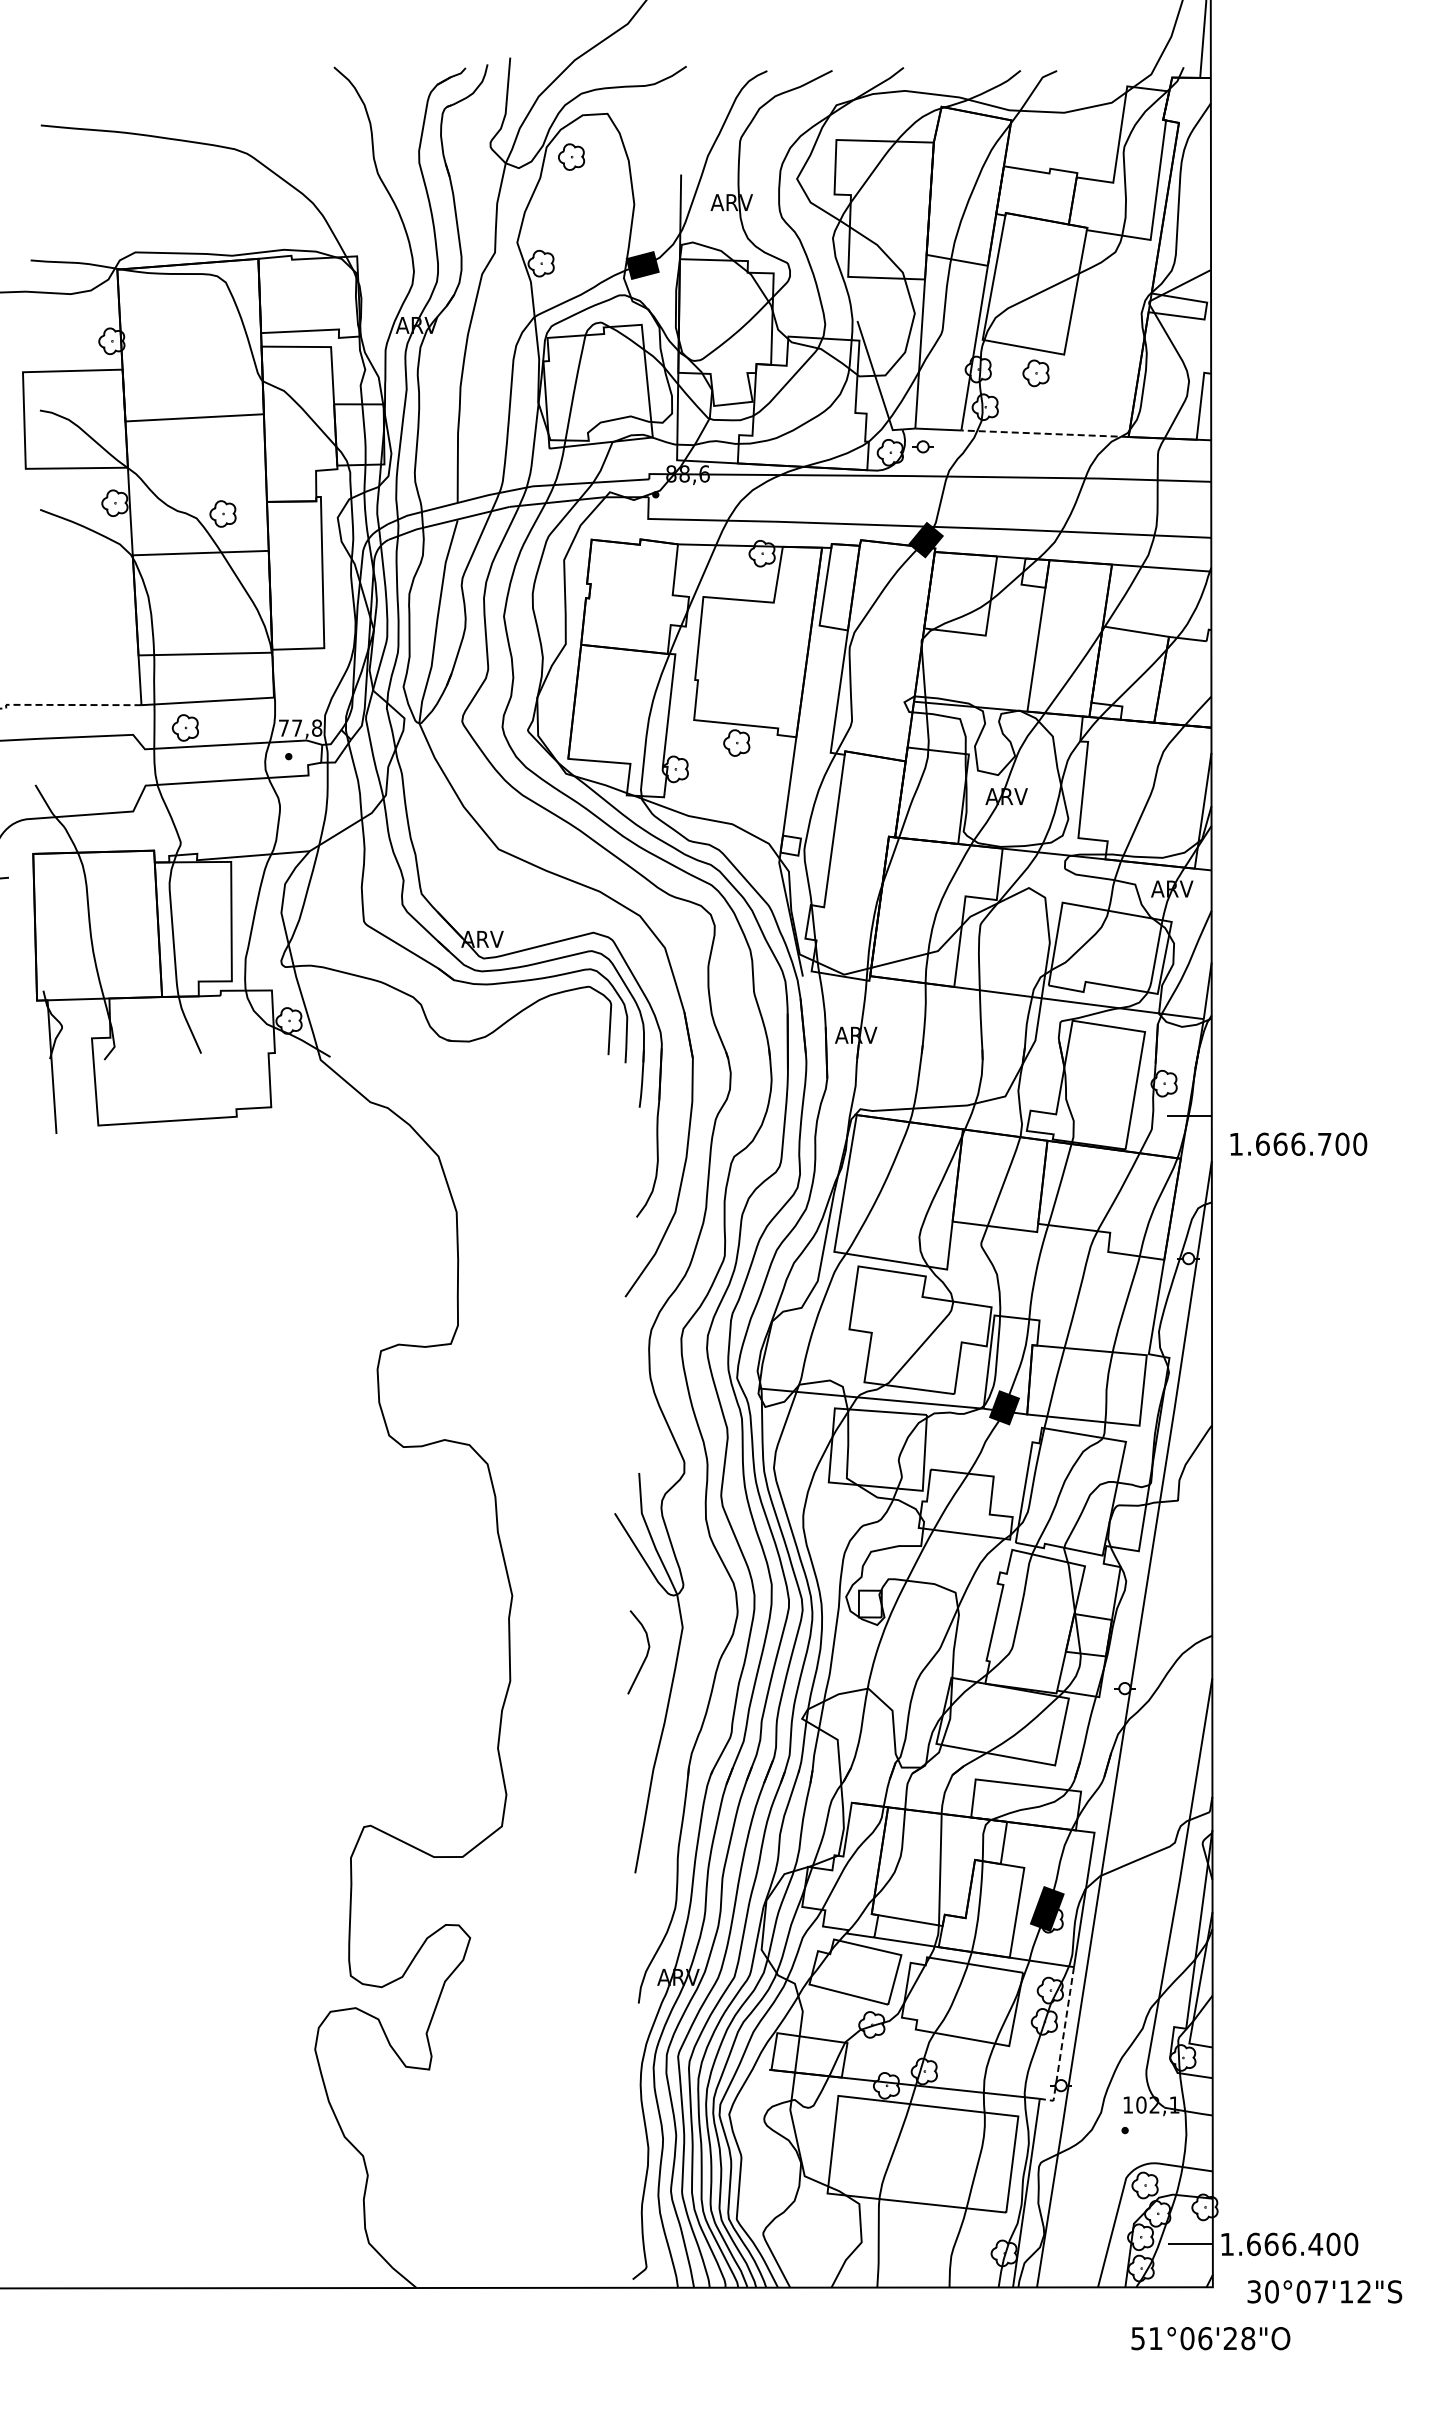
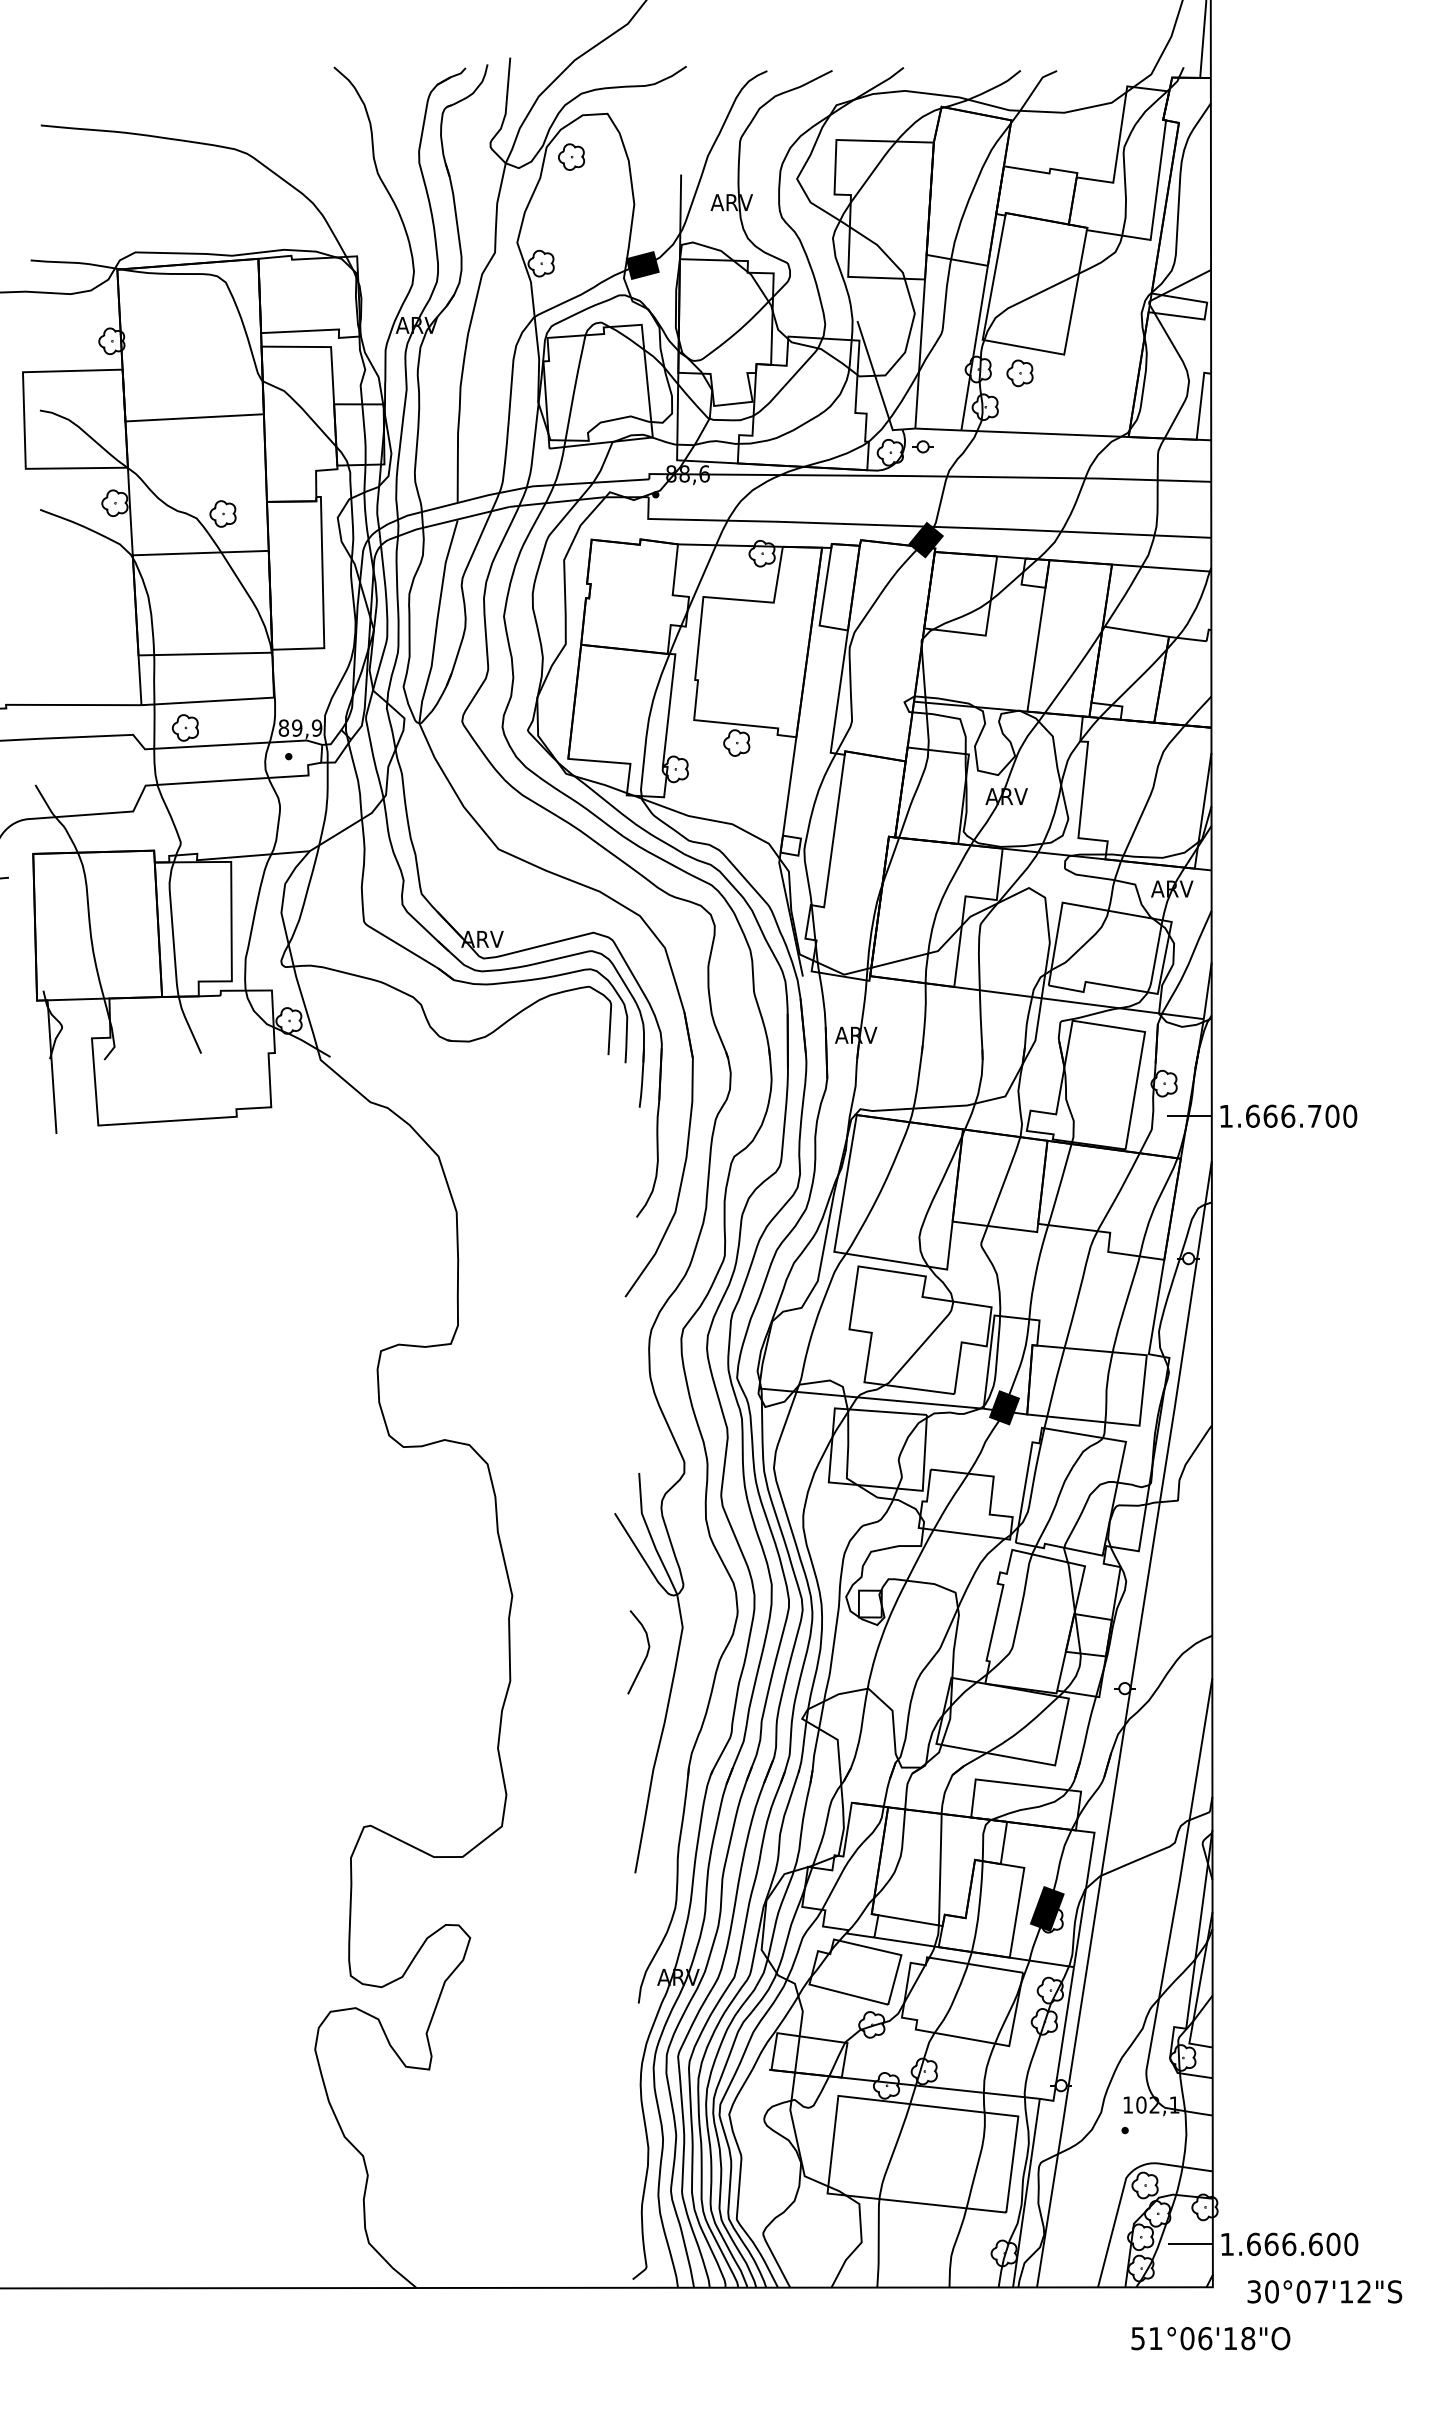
part position: (1035, 373) -> (1019, 373) (1019, 373)
line: dashed -> solid (1045, 433)
line: dashed -> solid (67, 705)
text: 77,8 -> 89,9 (300, 727)
text position: (1298, 1143) -> (1288, 1115) (1288, 1115)
line: dashed -> solid (1062, 2041)
text: 1.666.400 -> 1.666.600 (1315, 2244)
text: 51°06'28"O -> 51°06'18"O (1229, 2338)
